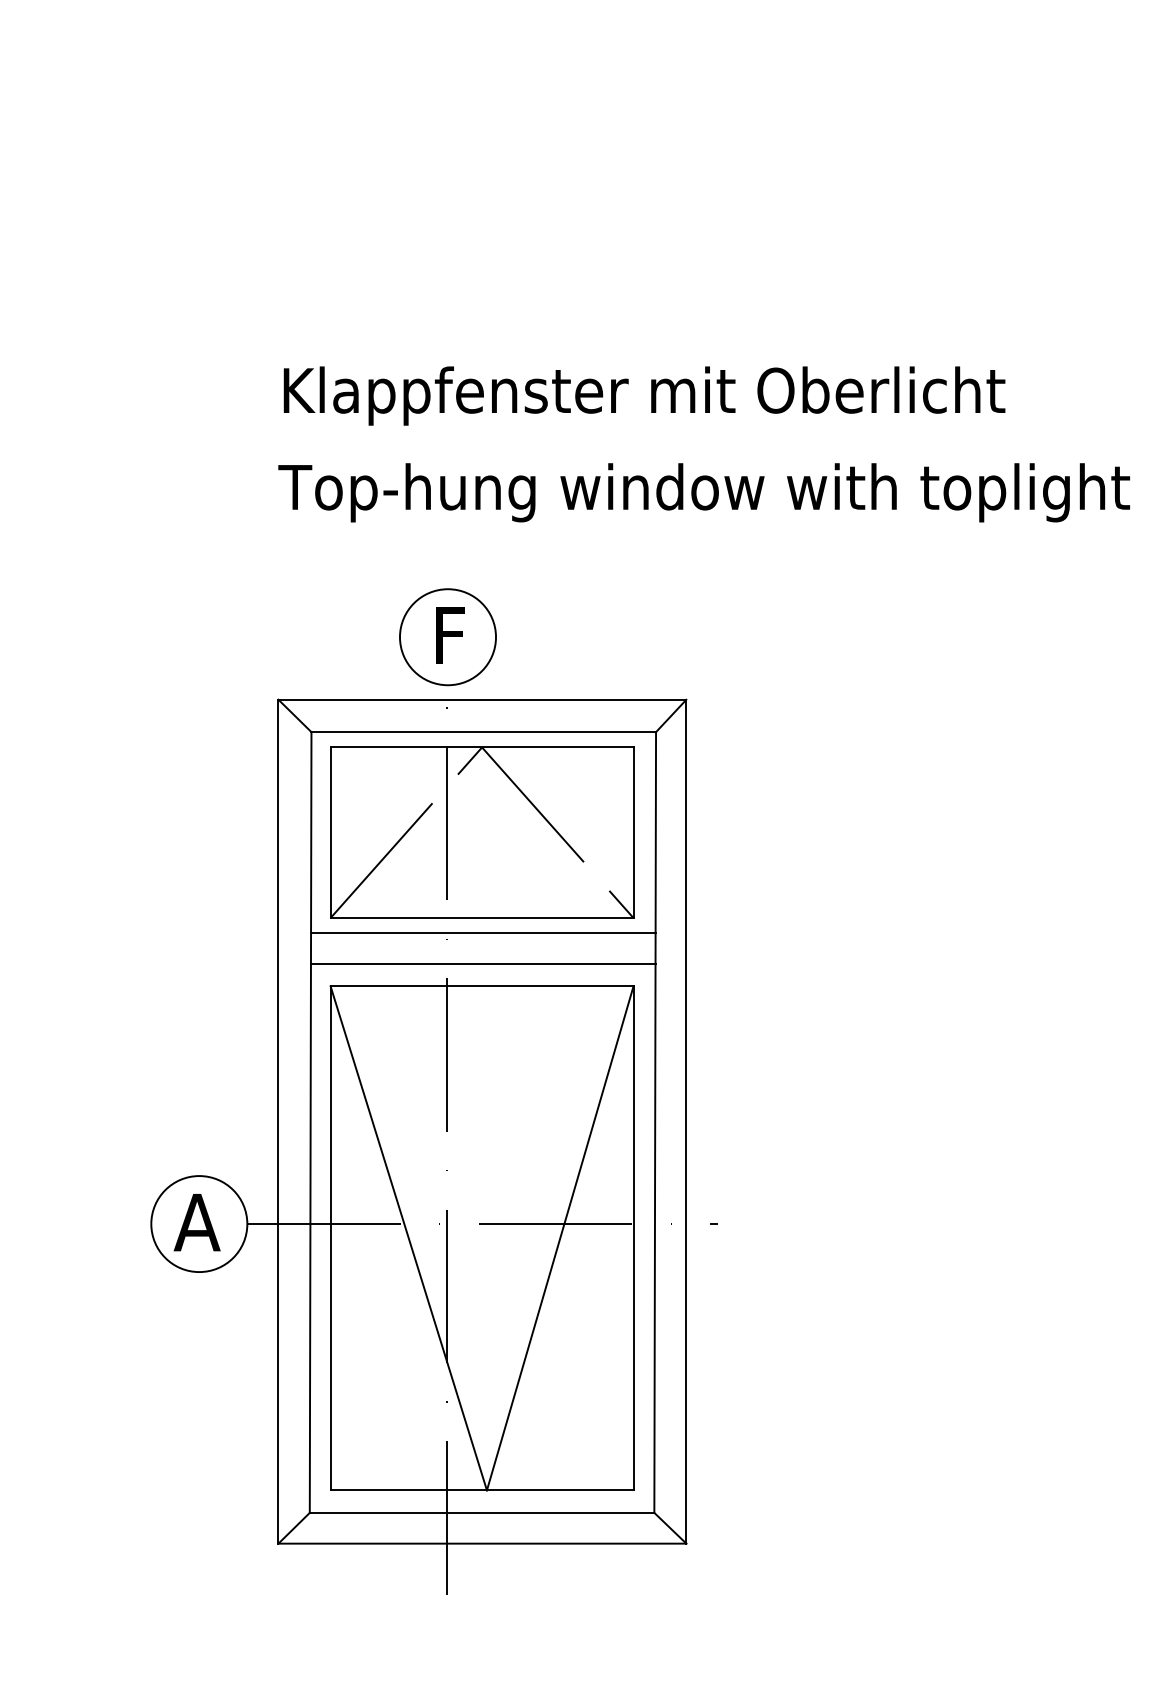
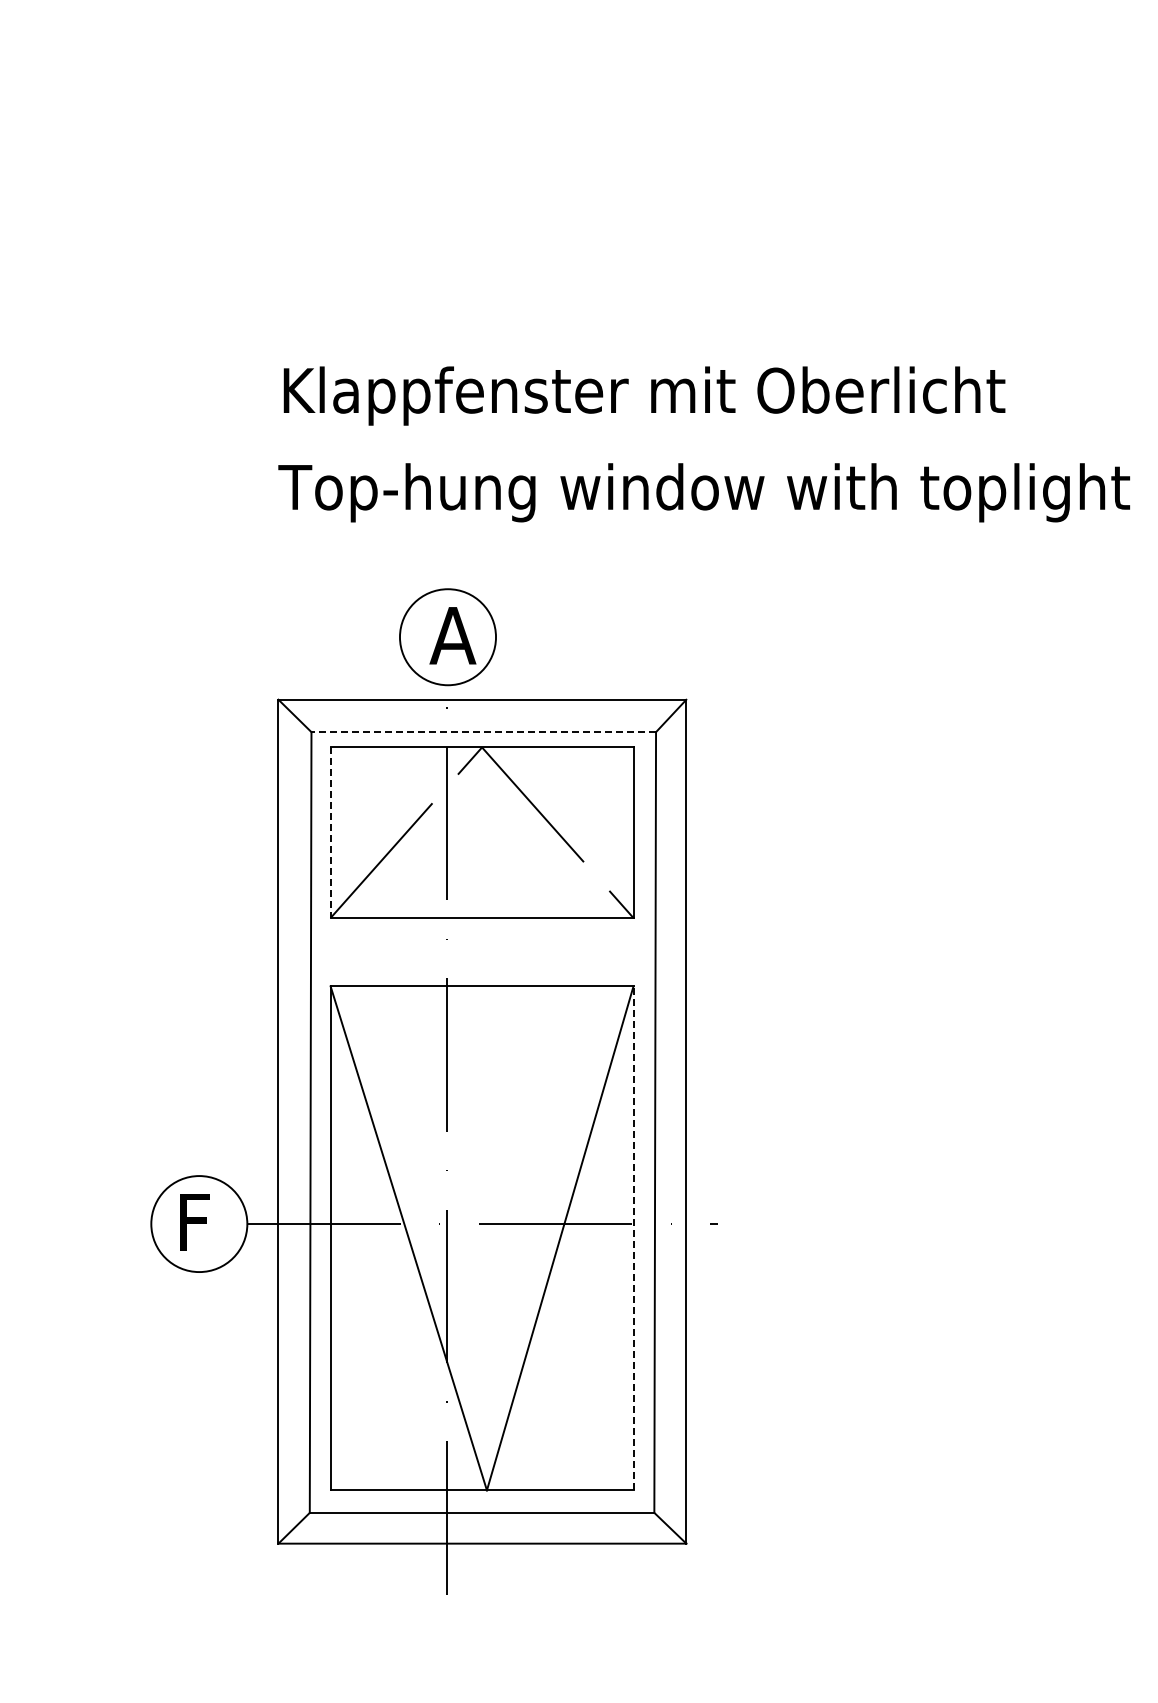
text: F -> A (452, 635)
line: solid -> dashed (483, 732)
line: solid -> dashed (330, 833)
line: present -> none (483, 933)
line: present -> none (483, 963)
text: A -> F (196, 1222)
line: solid -> dashed (633, 1238)
